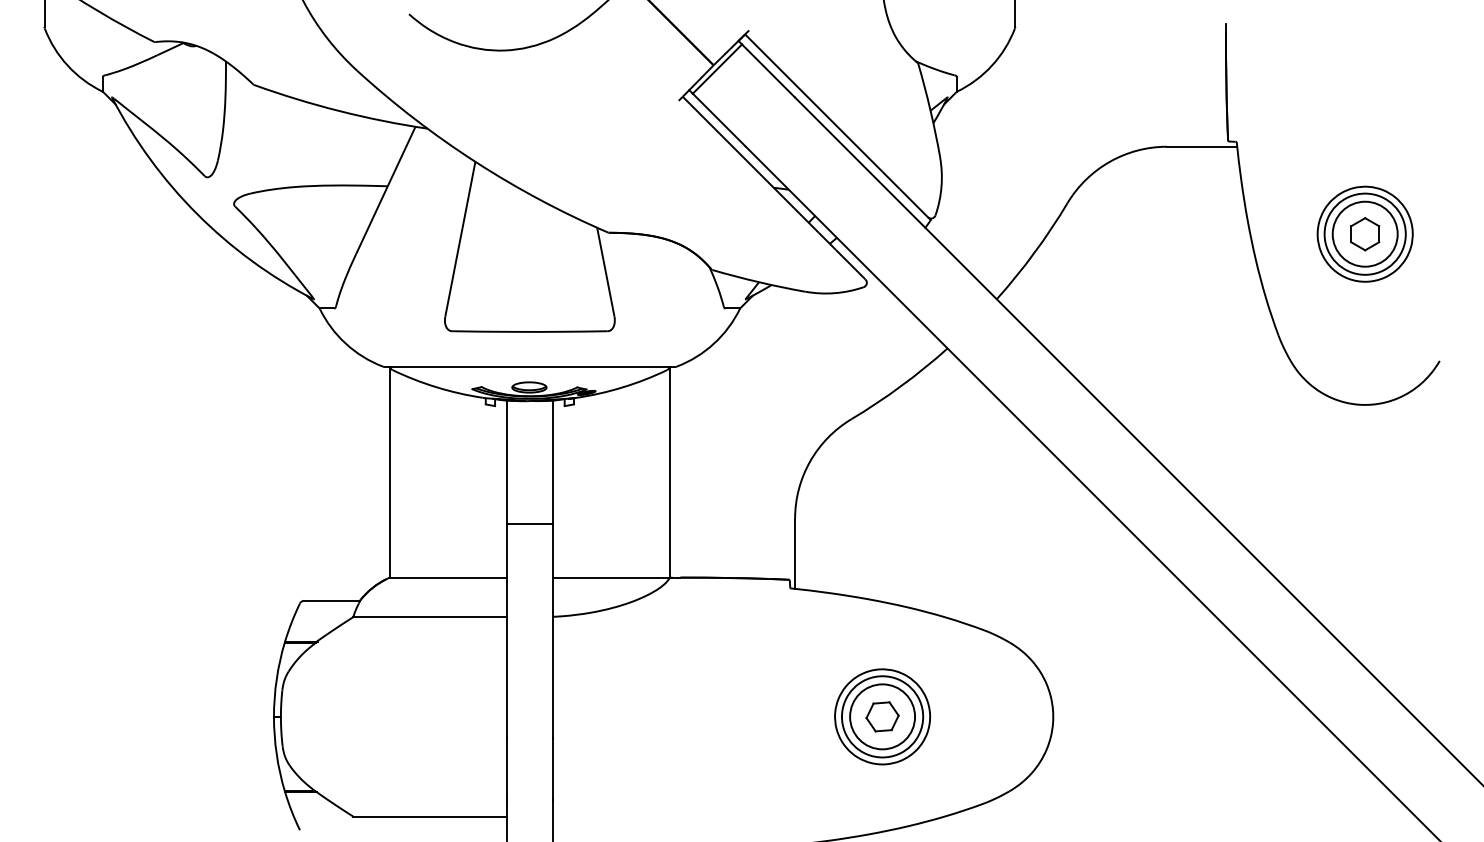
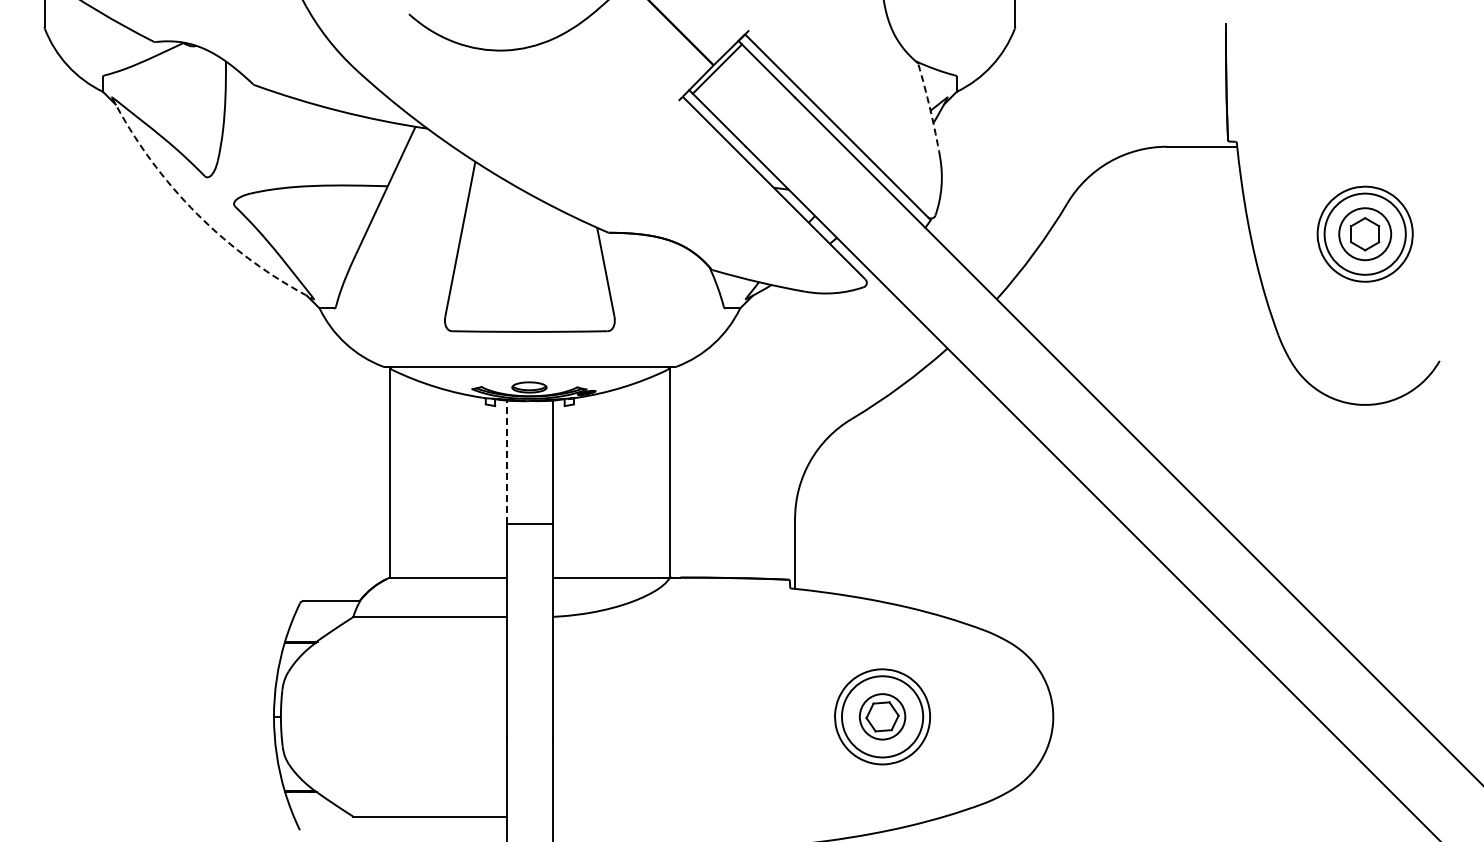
arc: solid -> dashed (930, 110)
arc: solid -> dashed (197, 214)
circle diameter: 65 px -> 52 px (1365, 234)
line: solid -> dashed (506, 462)
circle diameter: 65 px -> 45 px (882, 716)
